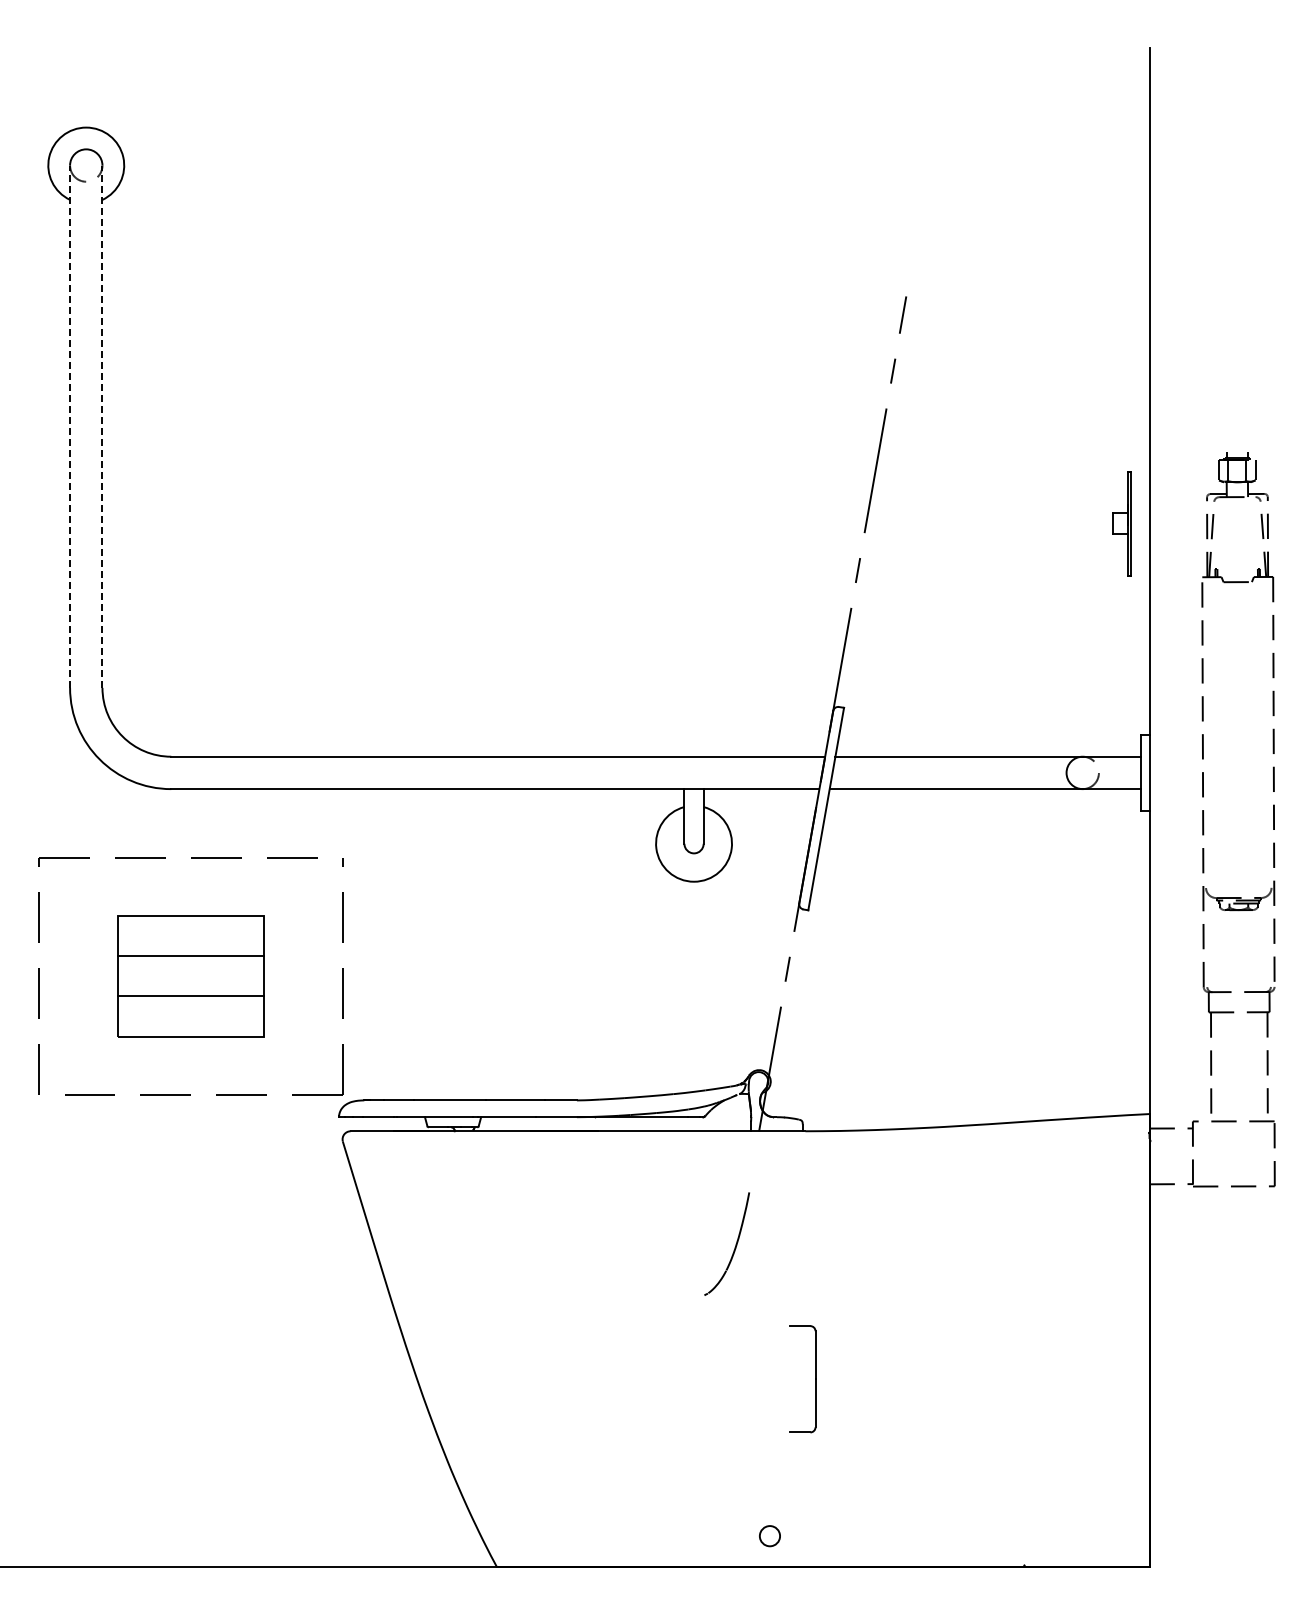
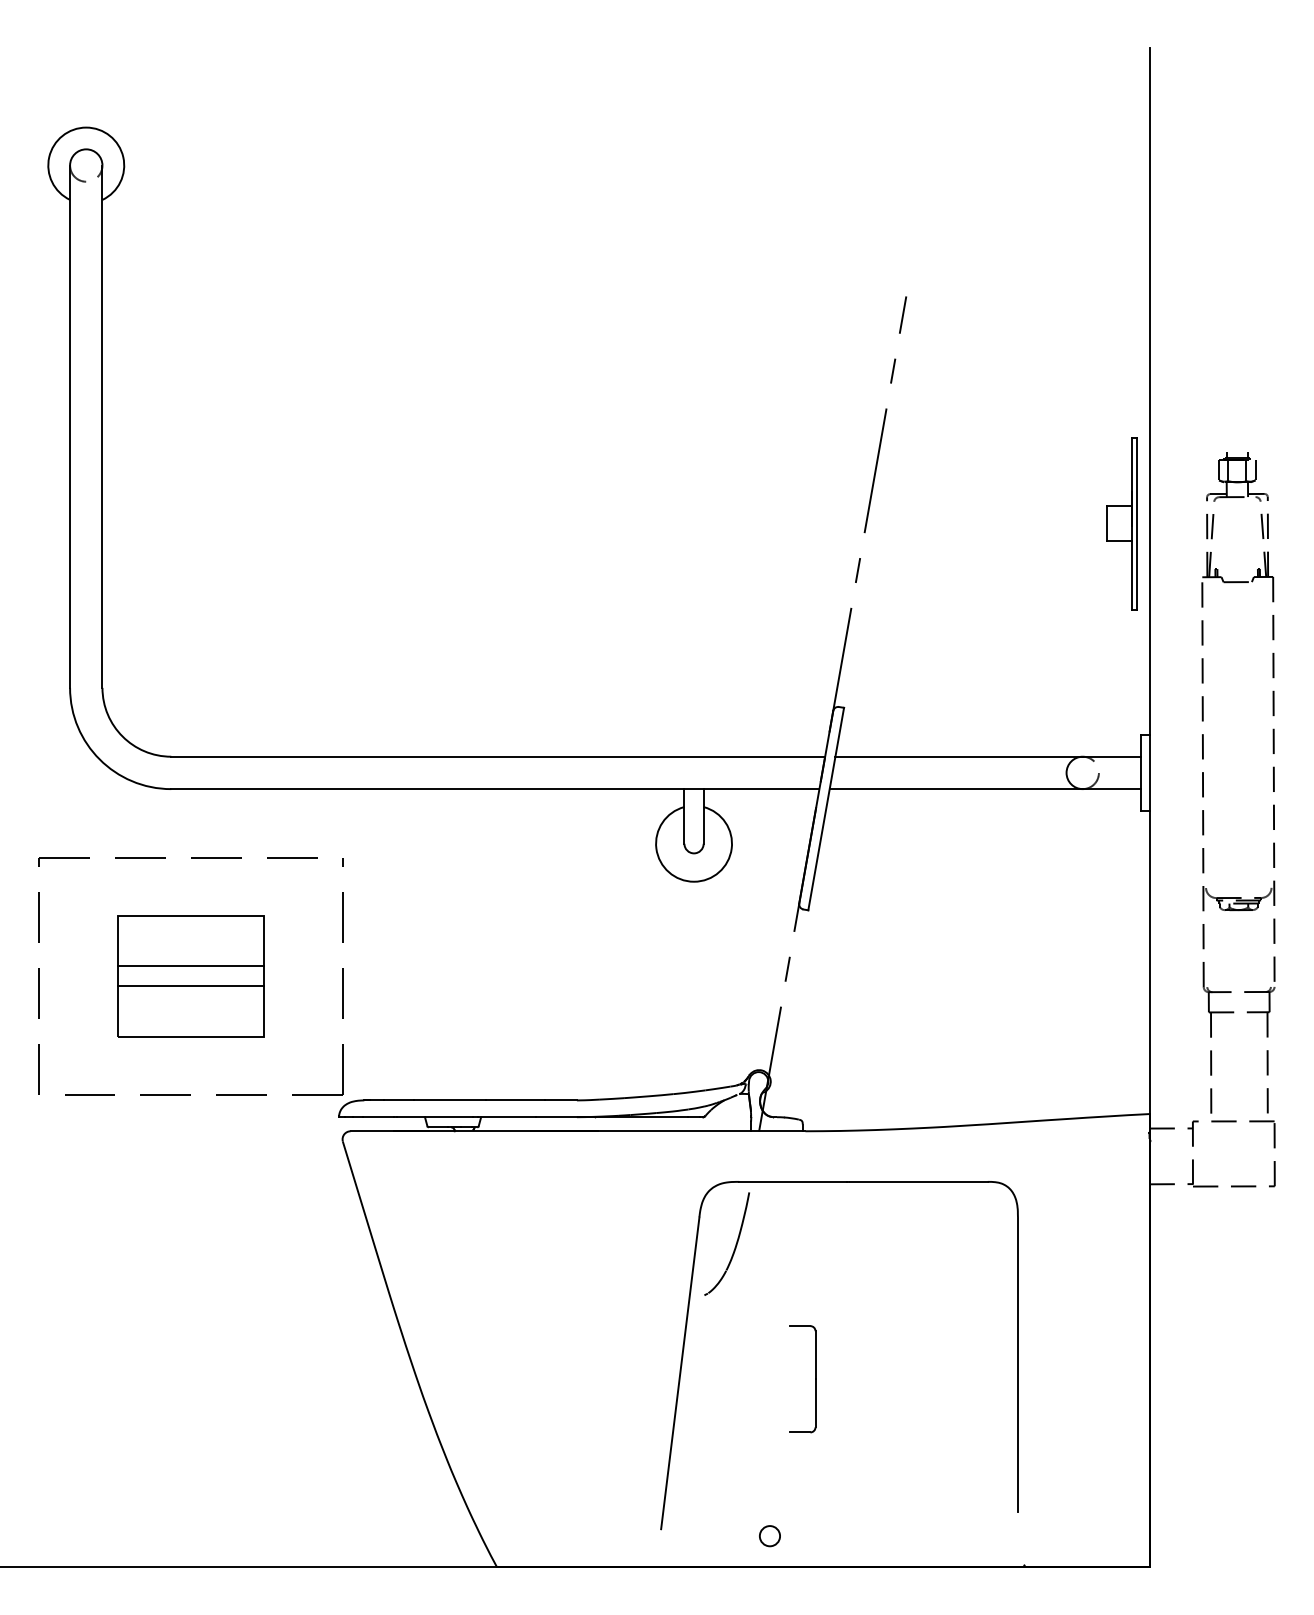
line: dashed -> solid (70, 426)
line: dashed -> solid (102, 426)
part size: 20x106 px -> 32x174 px (1121, 523)
line position: (190, 956) -> (190, 966) (190, 966)
line position: (190, 996) -> (190, 986) (190, 986)
part: none -> present (686, 1333)
